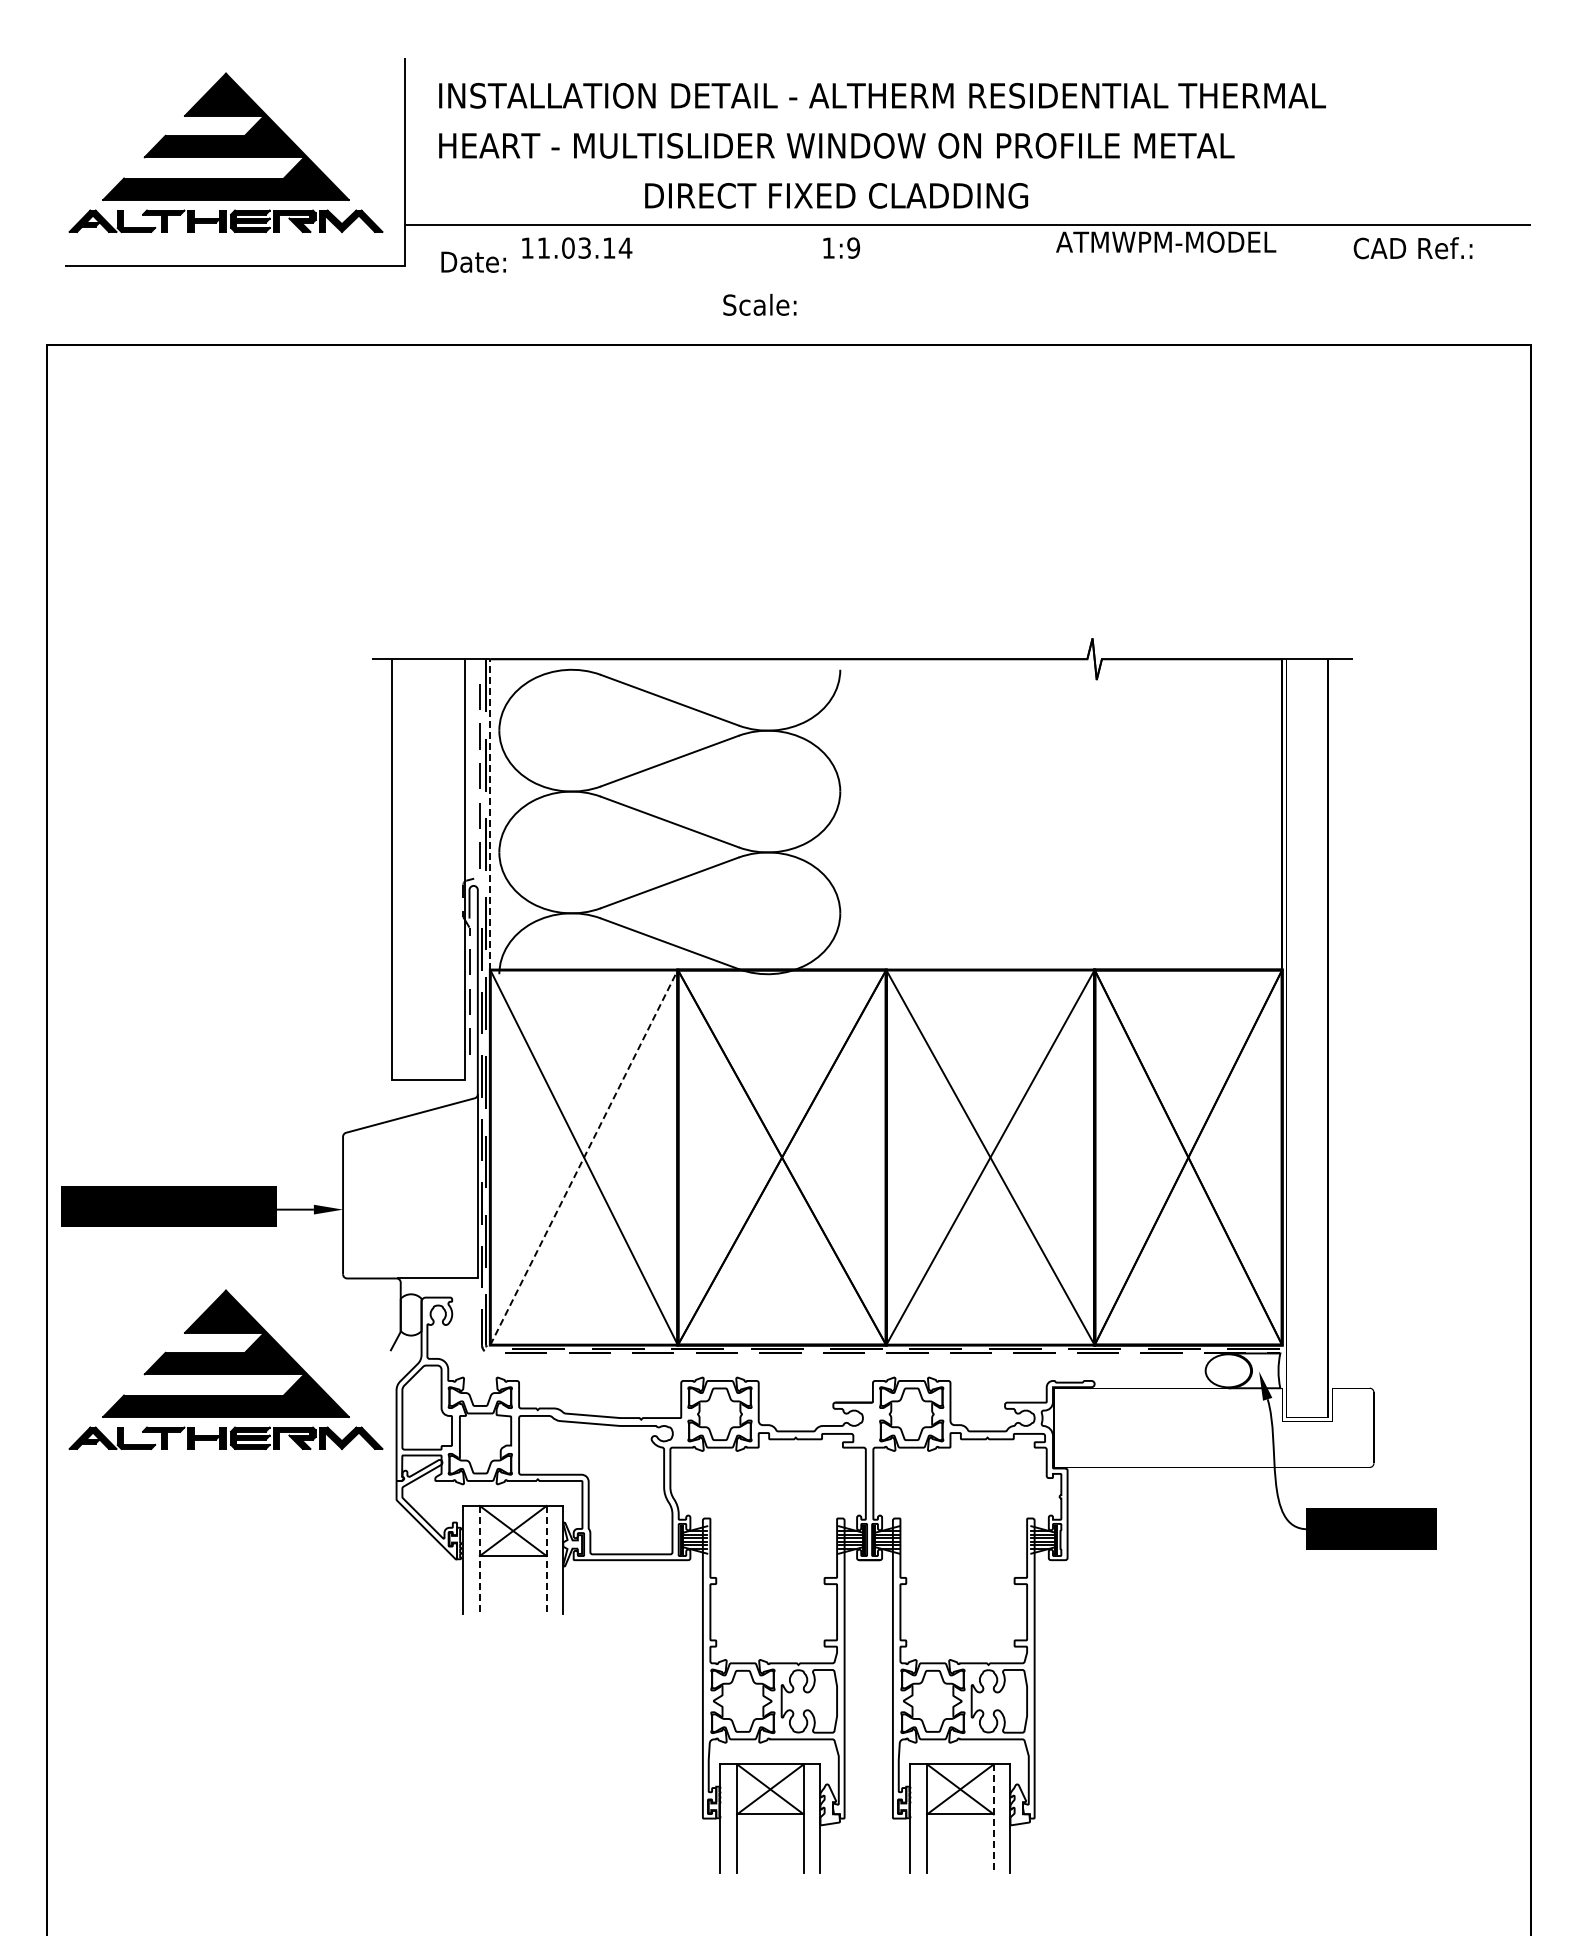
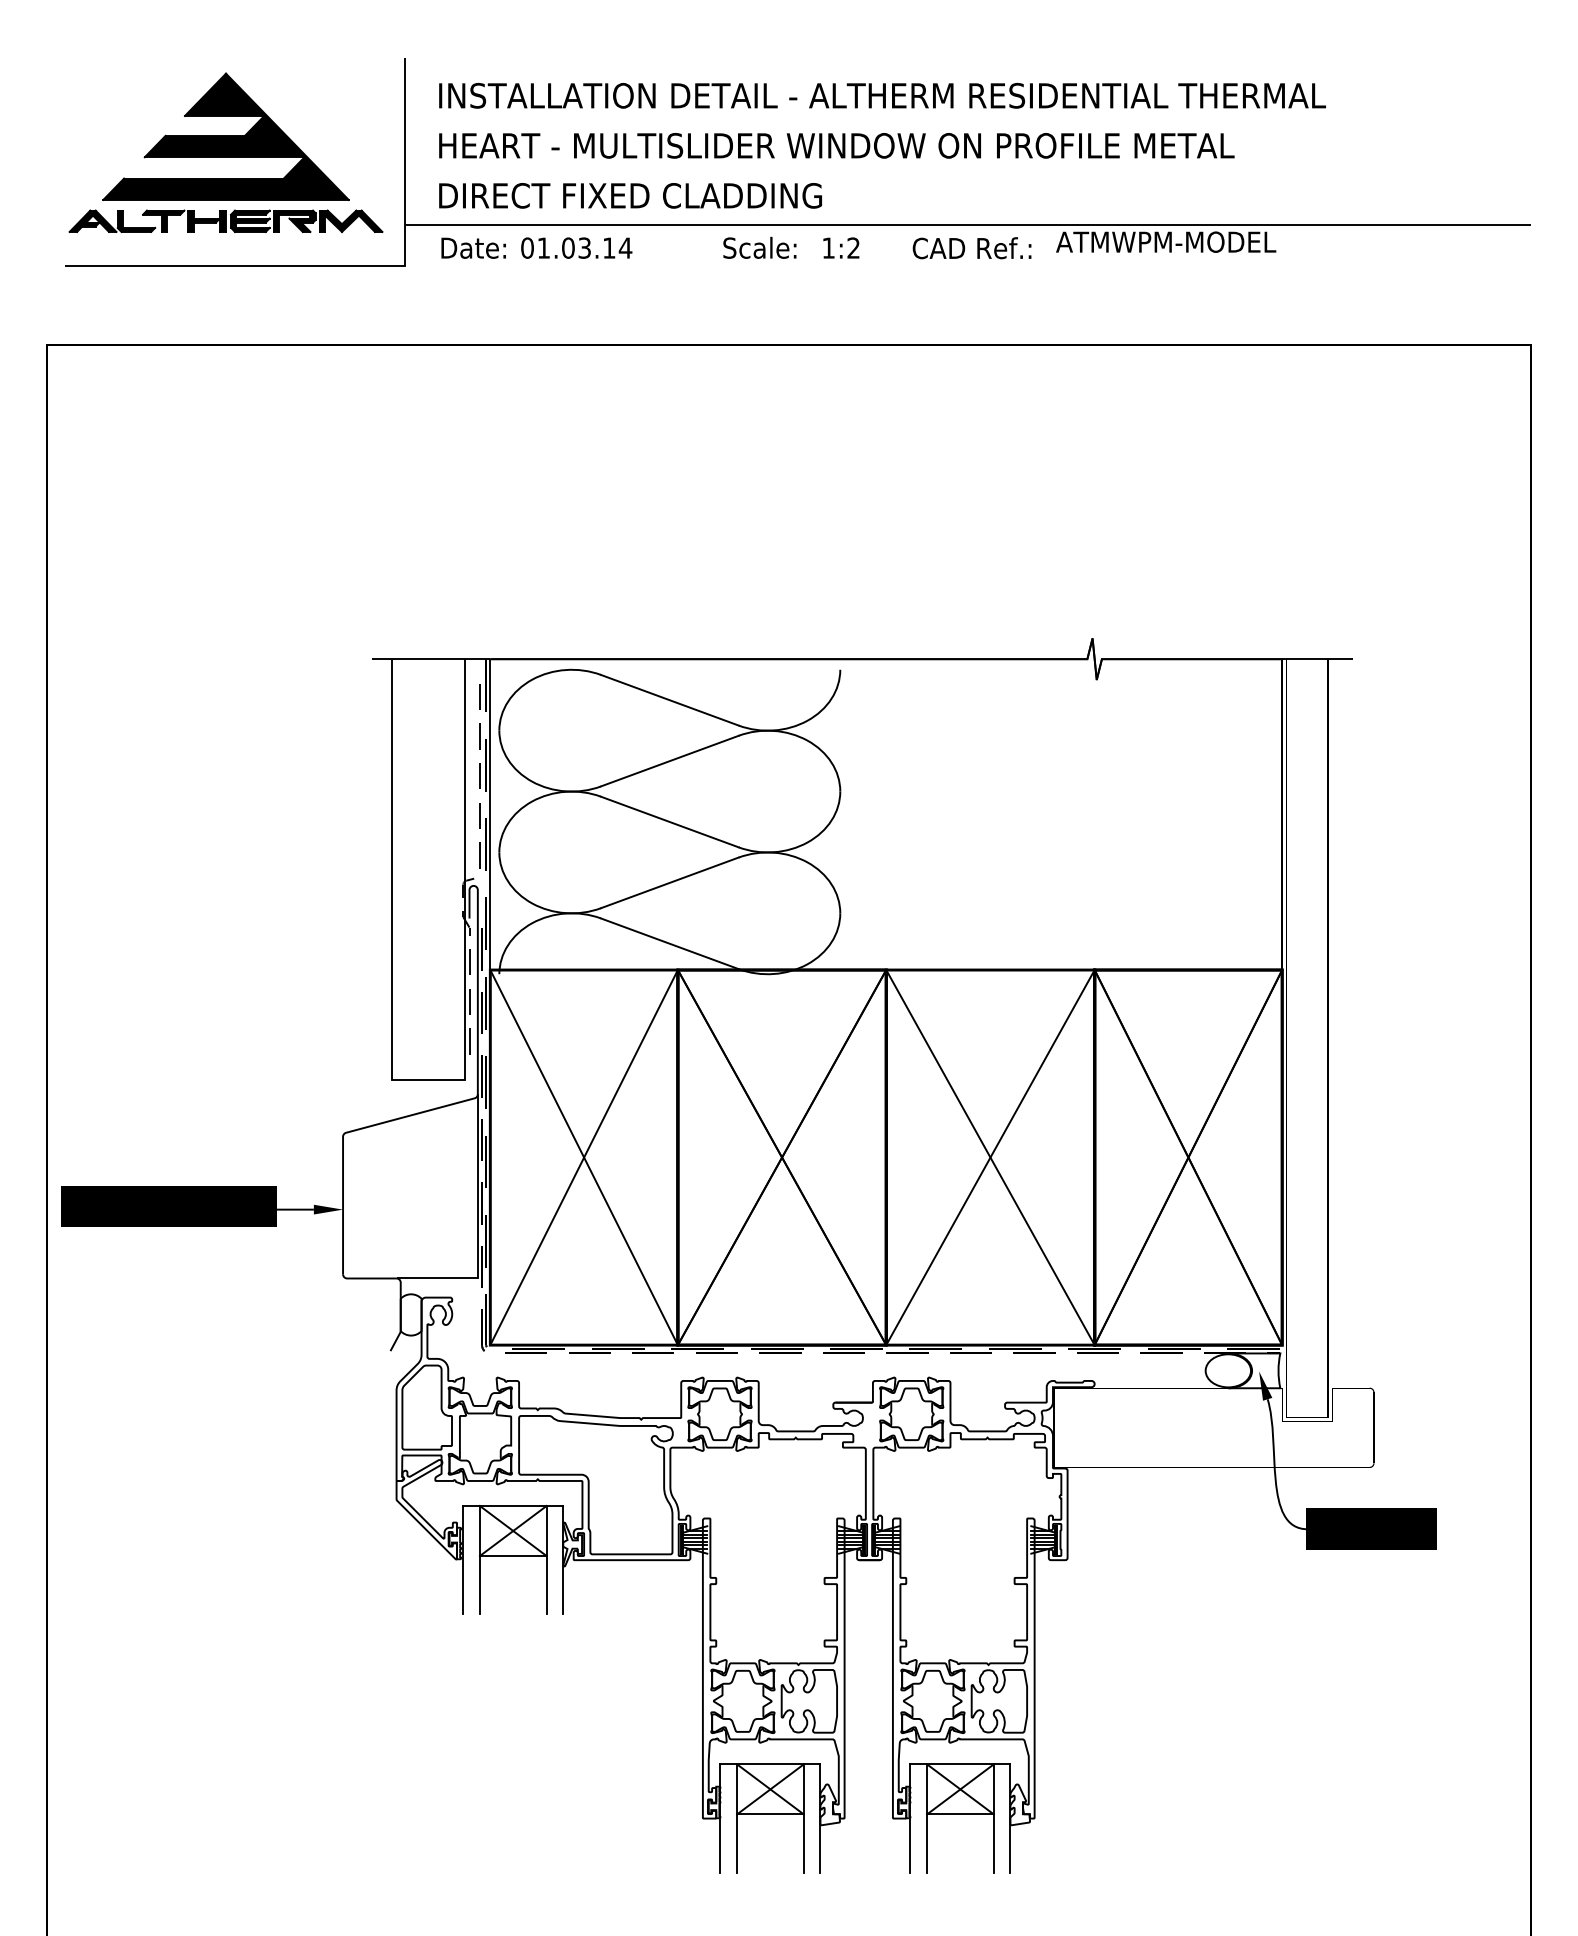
text position: (836, 195) -> (630, 195) (630, 195)
text: 11.03.14 -> 01.03.14 (527, 247)
text: 1:9 -> 1:2 (853, 247)
text position: (1412, 248) -> (971, 248) (971, 248)
text position: (473, 261) -> (473, 247) (473, 247)
text position: (759, 304) -> (759, 247) (759, 247)
line: dashed -> solid (490, 814)
line: dashed -> solid (584, 1157)
part: present -> none (225, 1369)
line: dashed -> solid (479, 1560)
line: dashed -> solid (546, 1560)
line: dashed -> solid (993, 1819)
